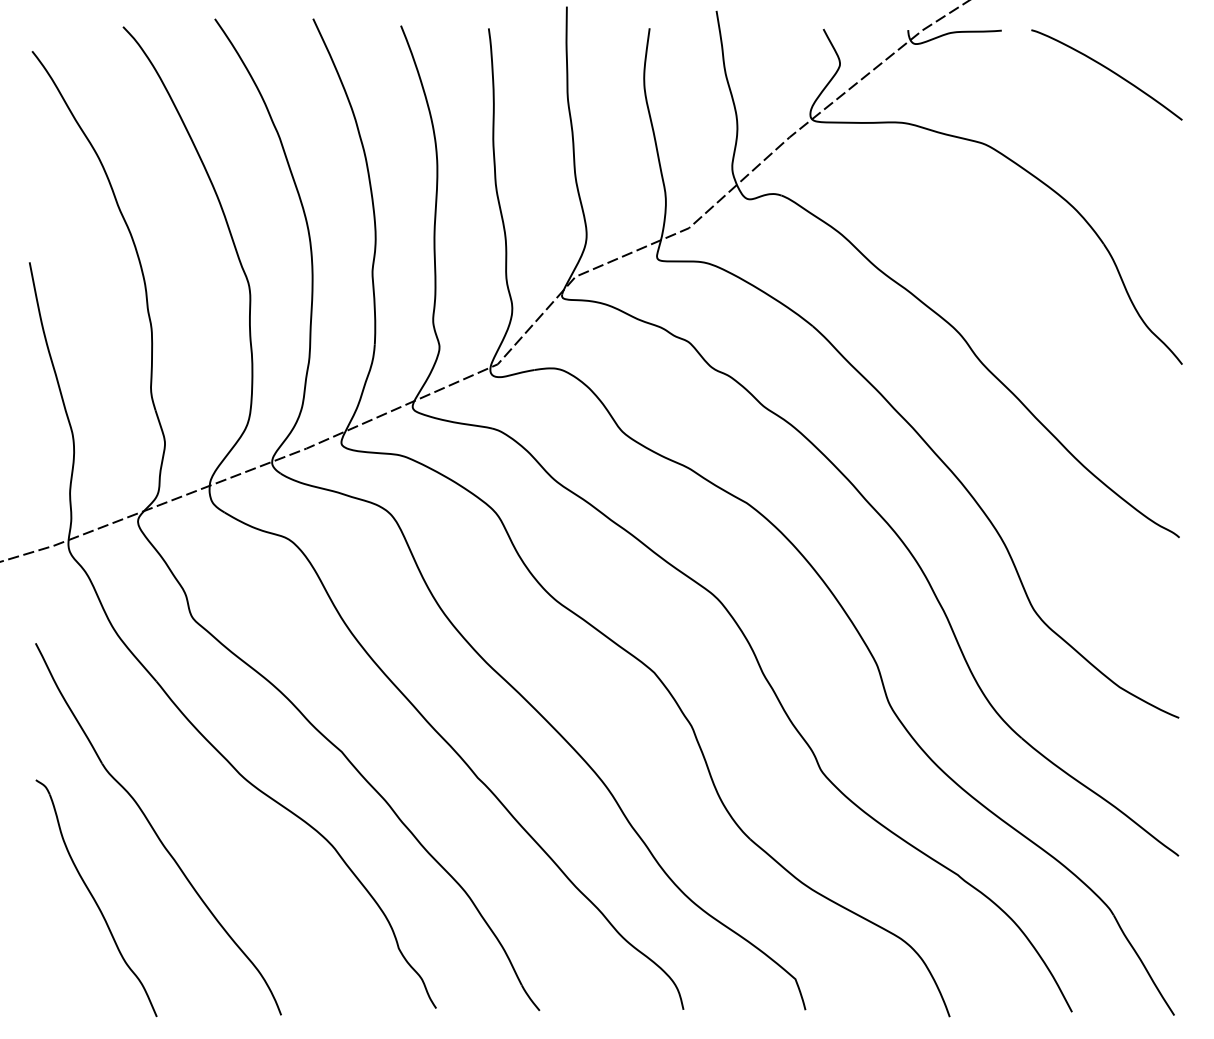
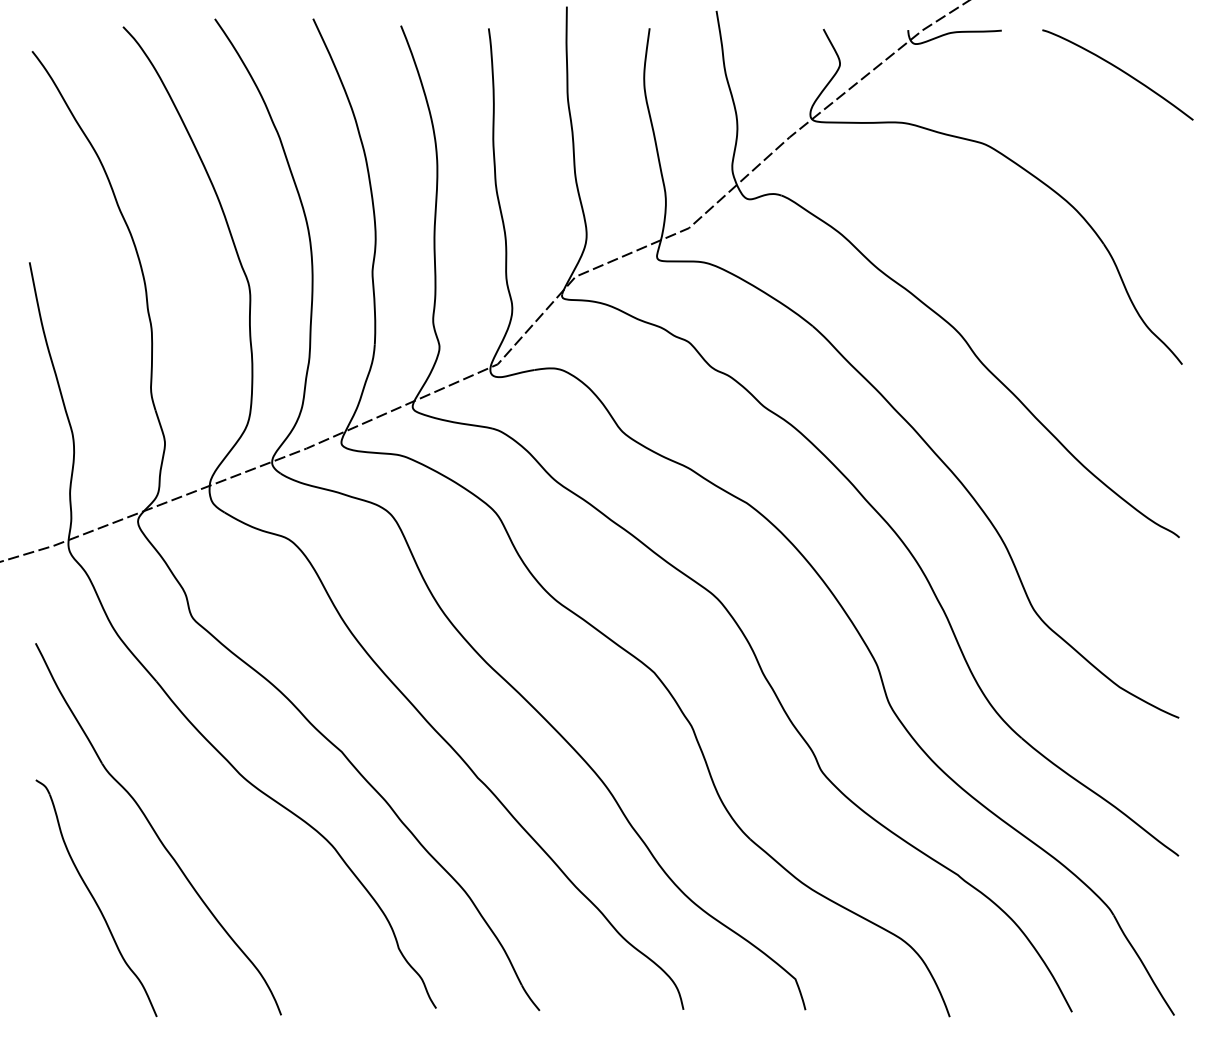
curve position: (1108, 70) -> (1119, 70) (1119, 70)
